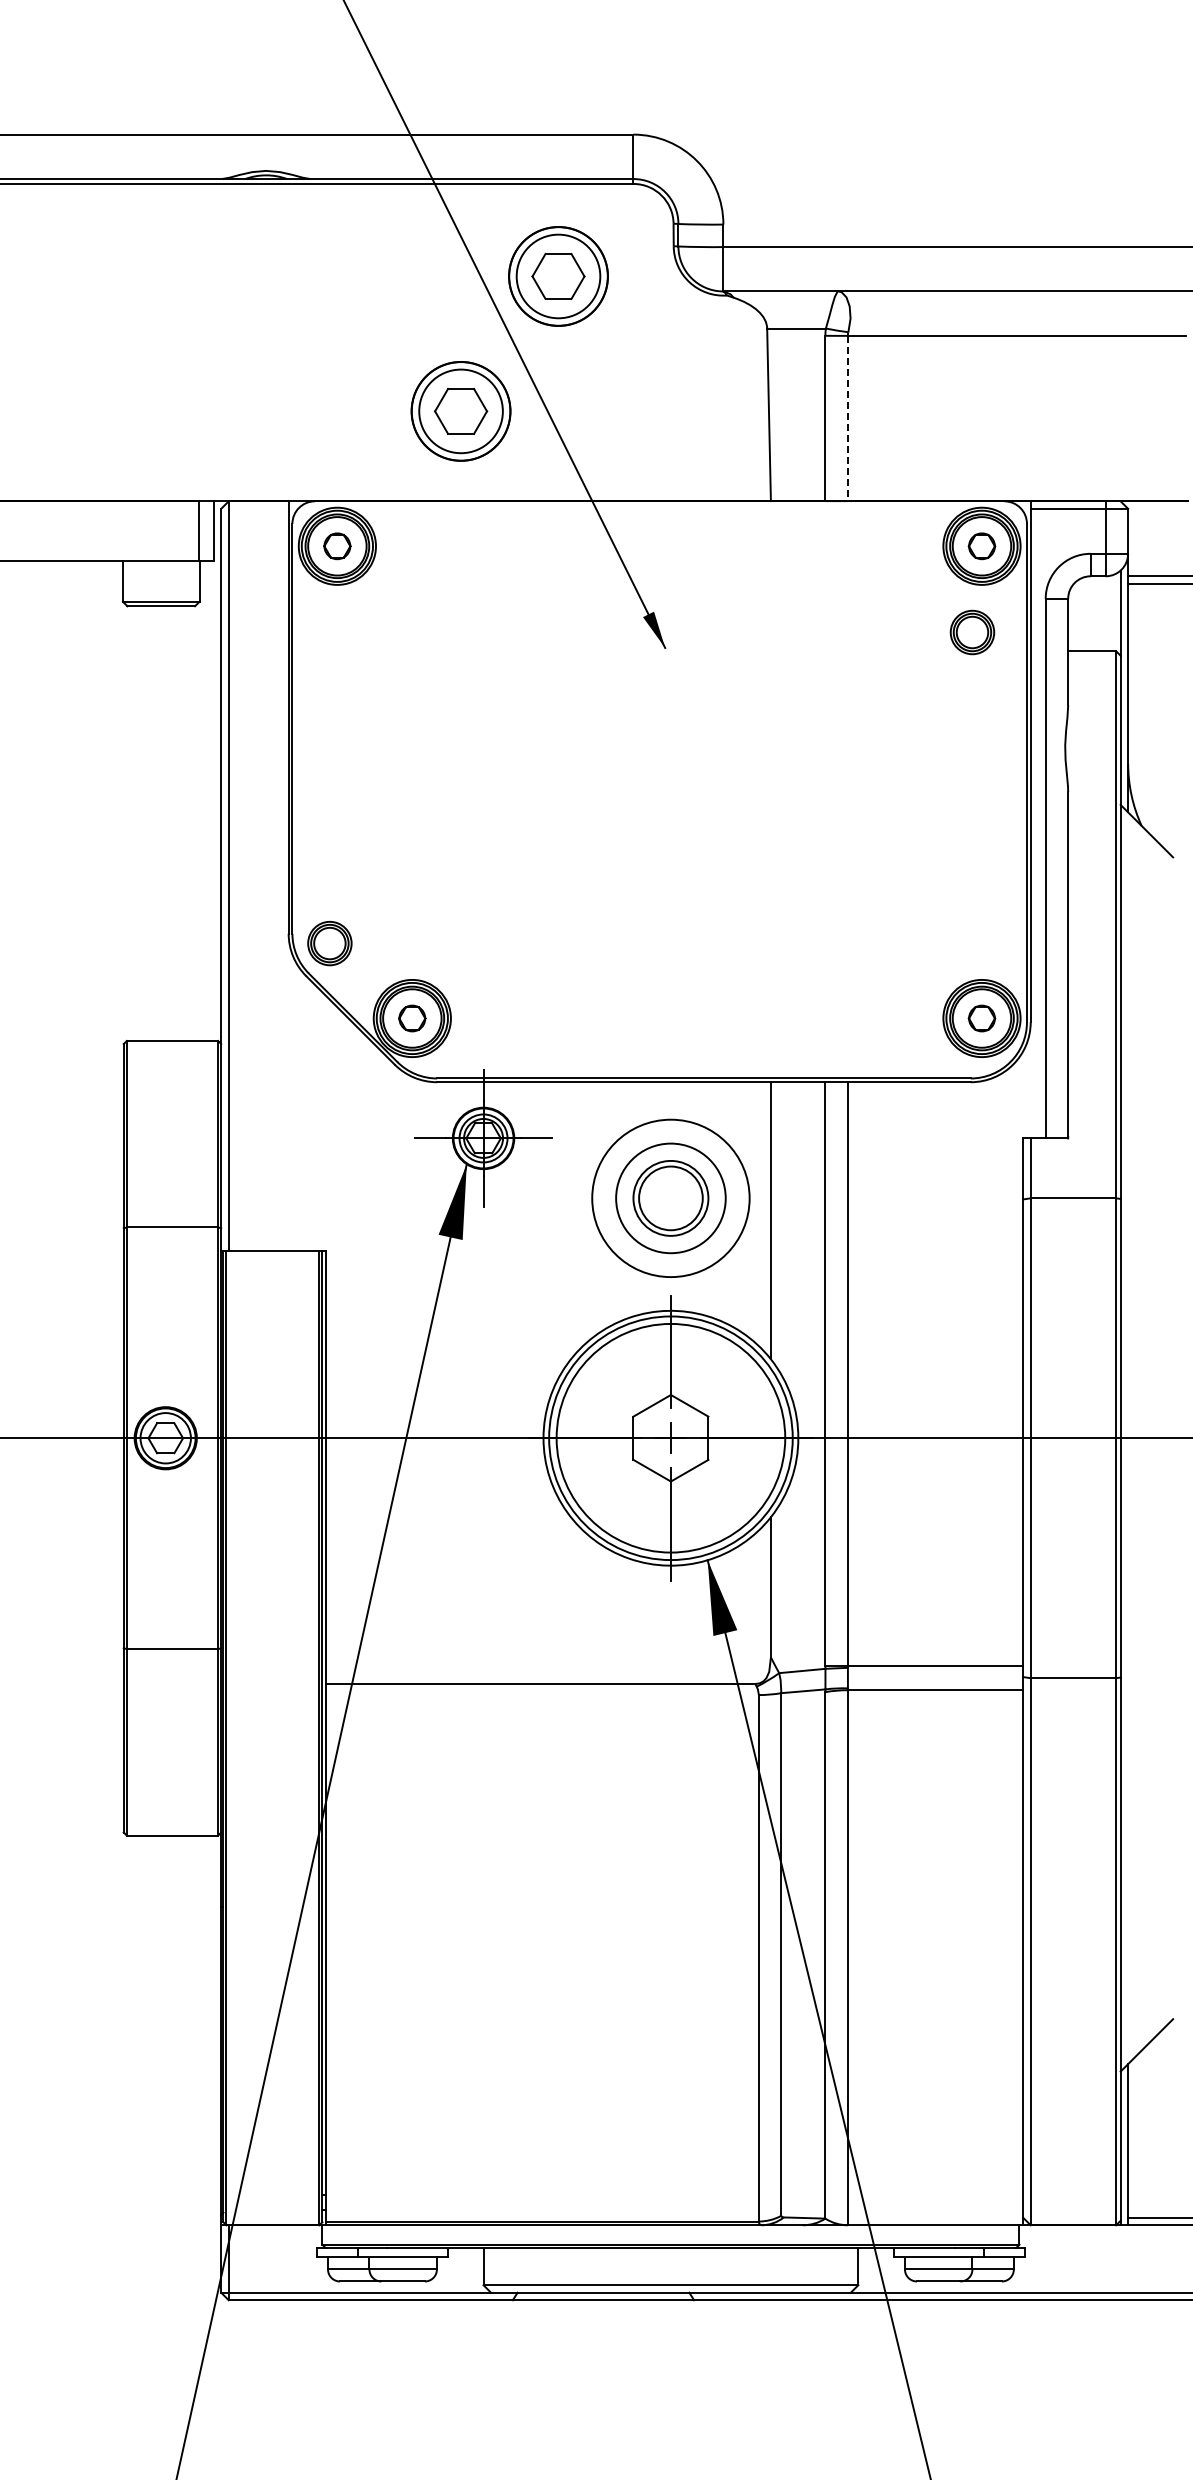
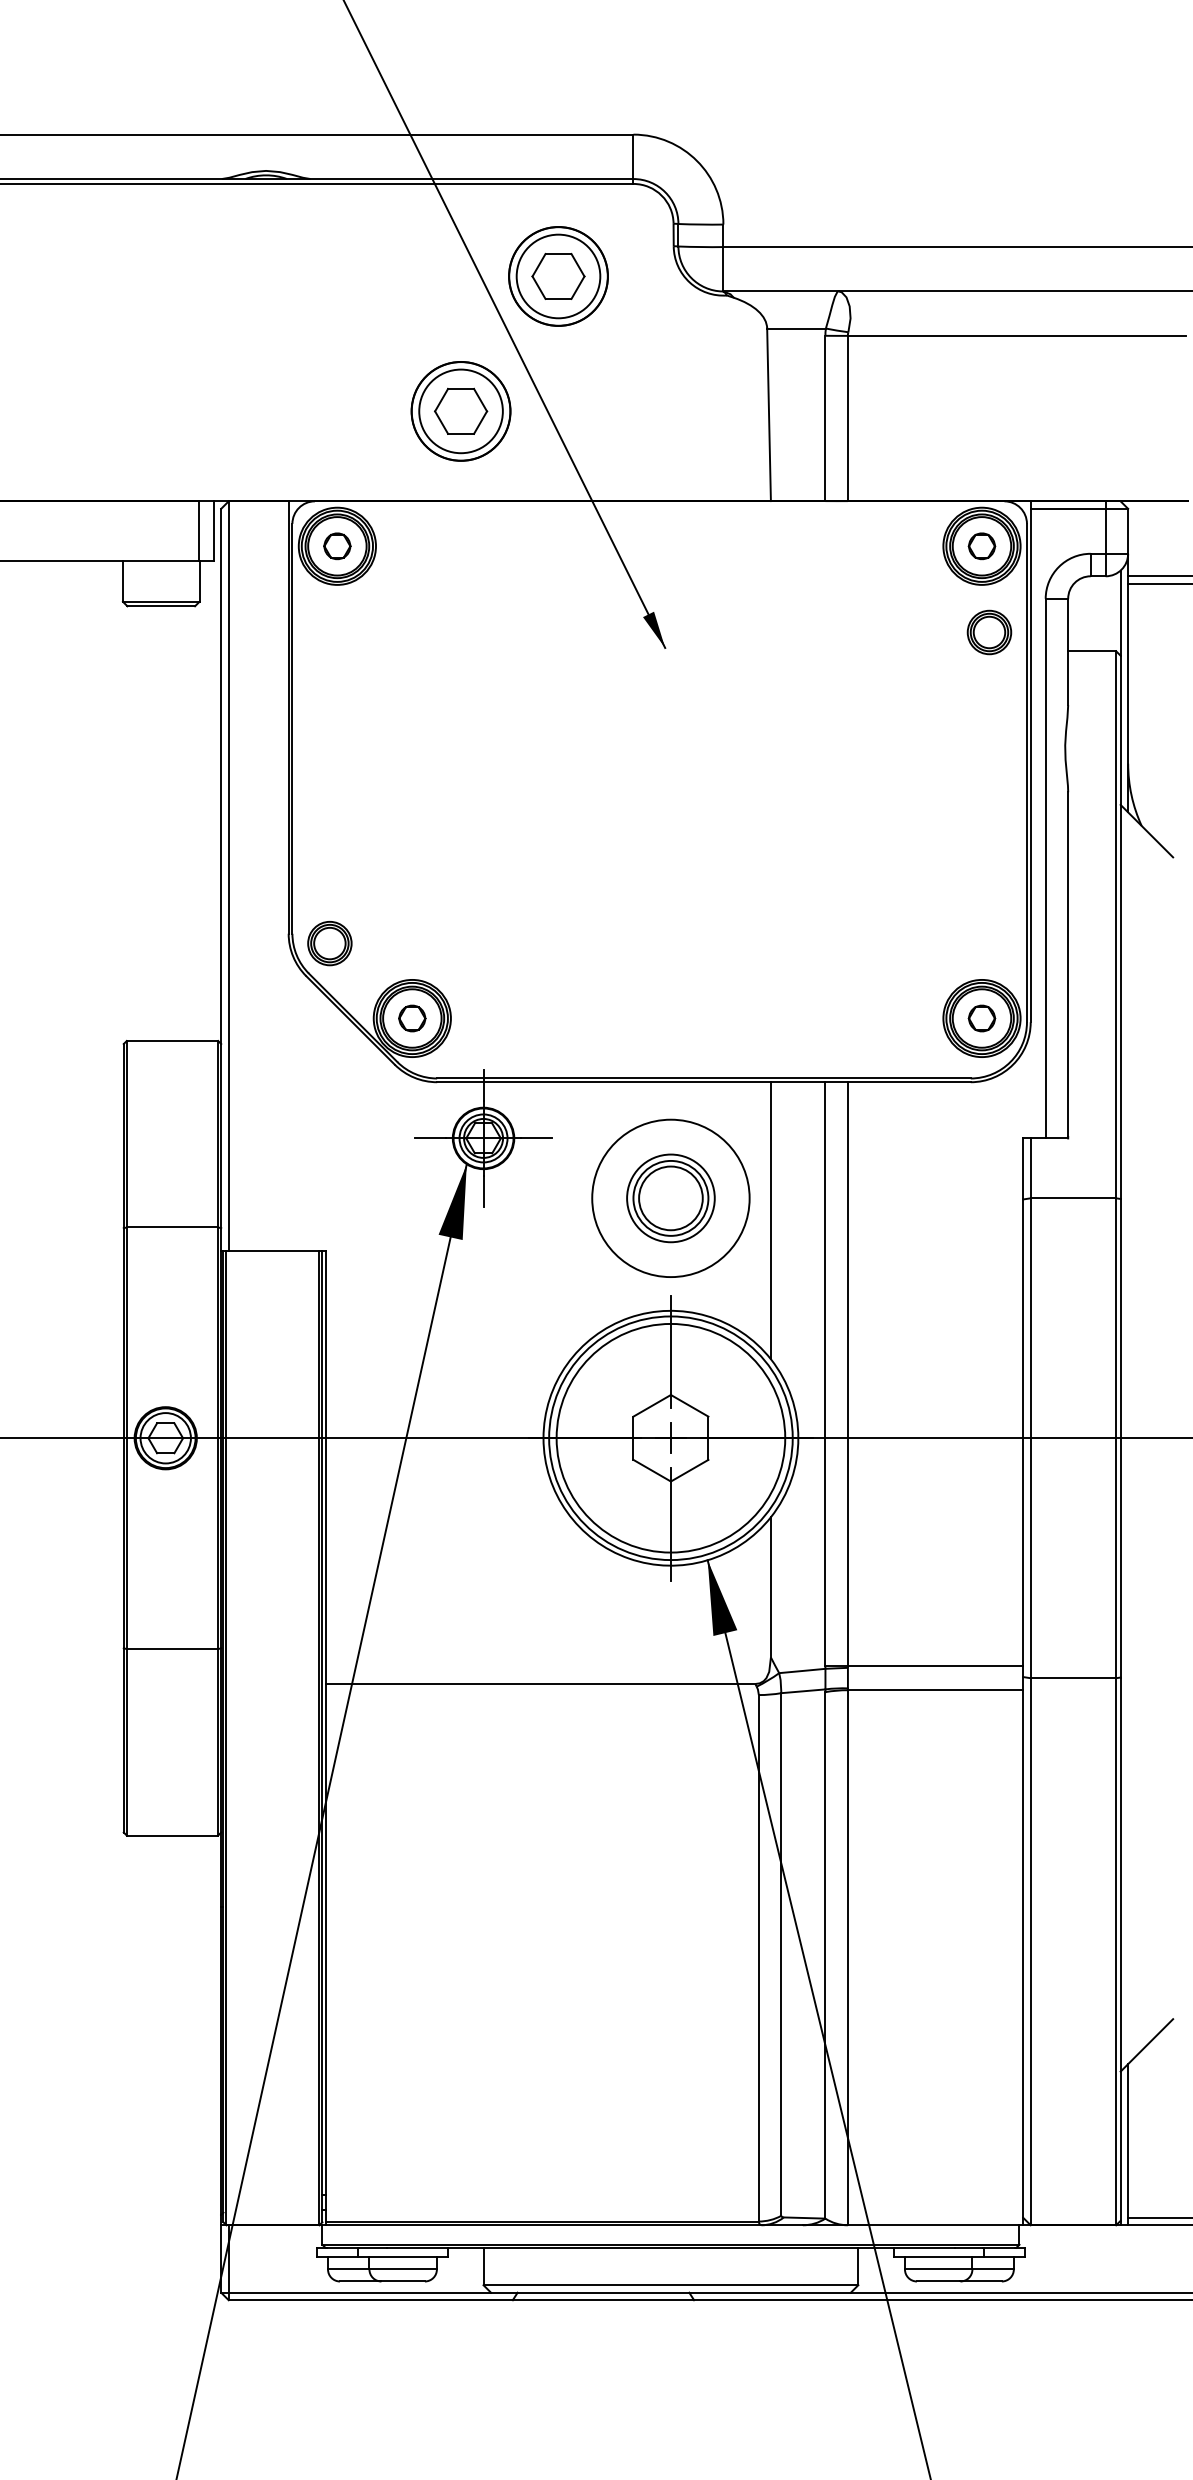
line: dashed -> solid (847, 418)
part position: (972, 632) -> (989, 632) (989, 632)
circle diameter: 110 px -> 88 px (670, 1198)
